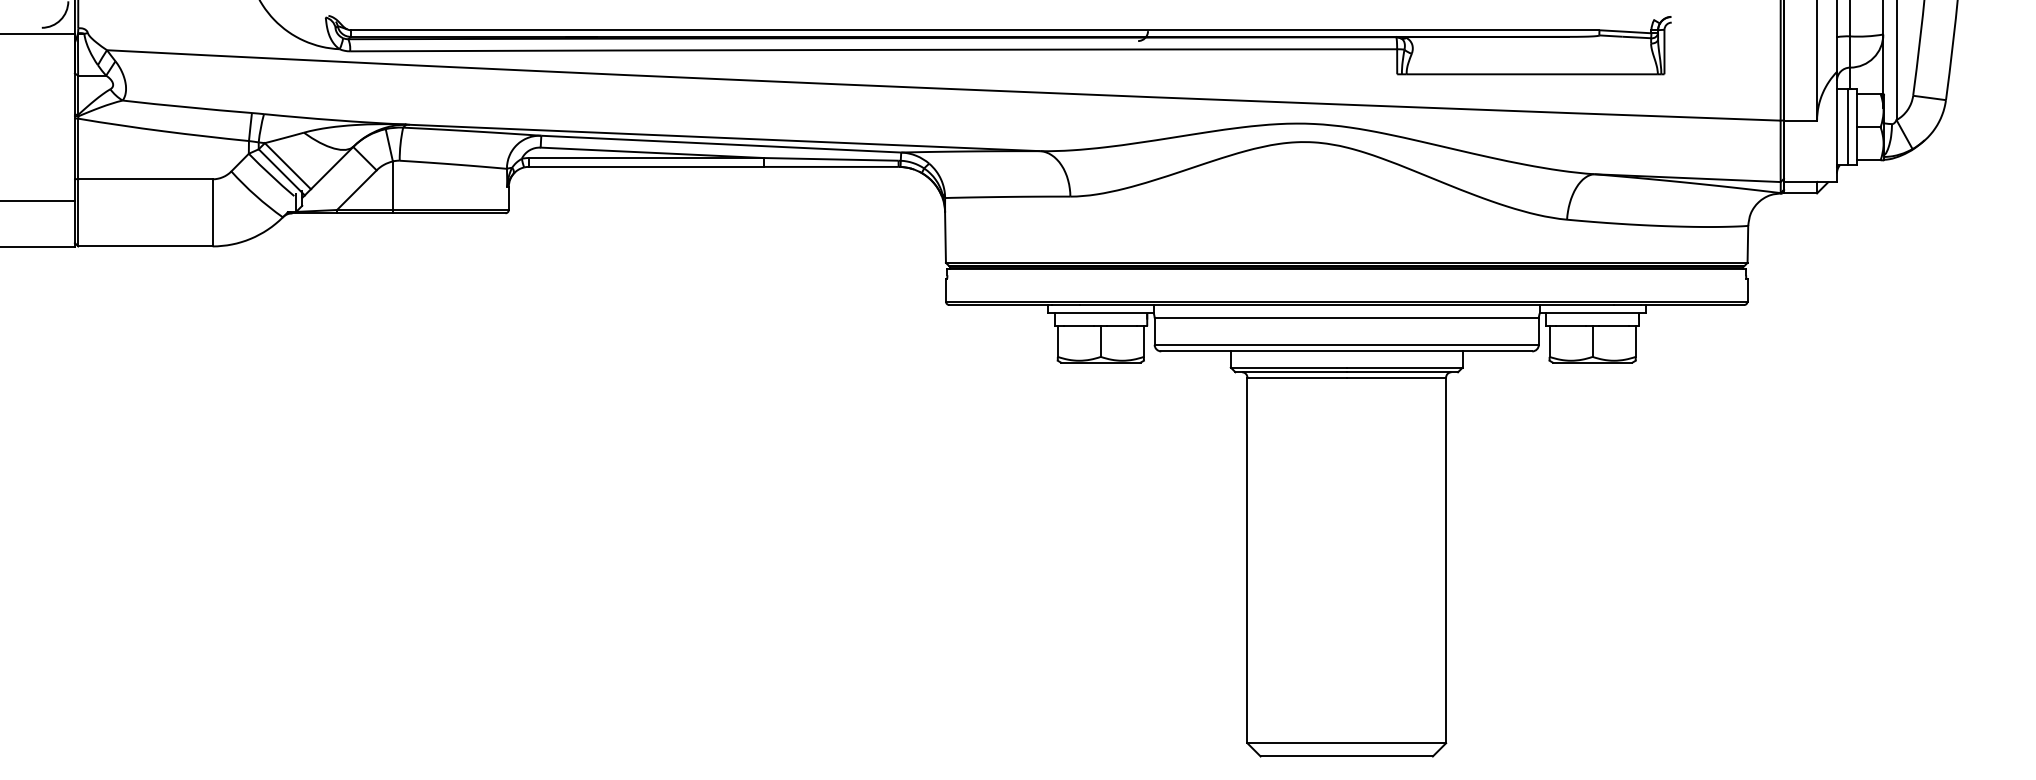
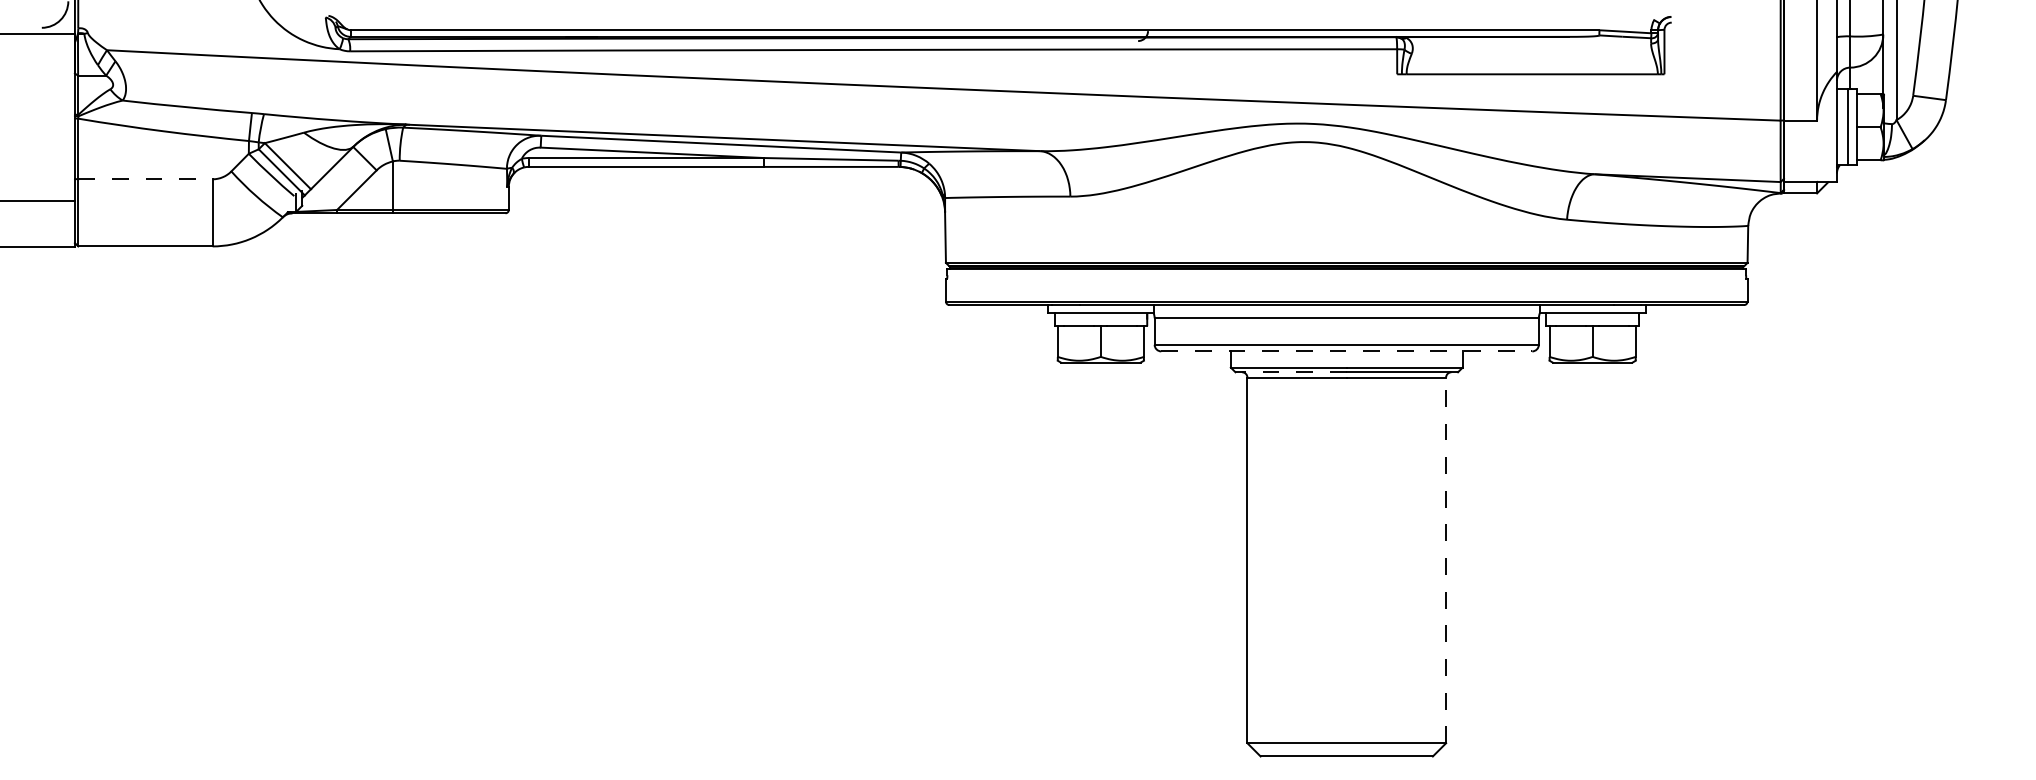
line: solid -> dashed (145, 179)
line: solid -> dashed (1347, 351)
line: solid -> dashed (1291, 372)
line: solid -> dashed (1446, 560)
